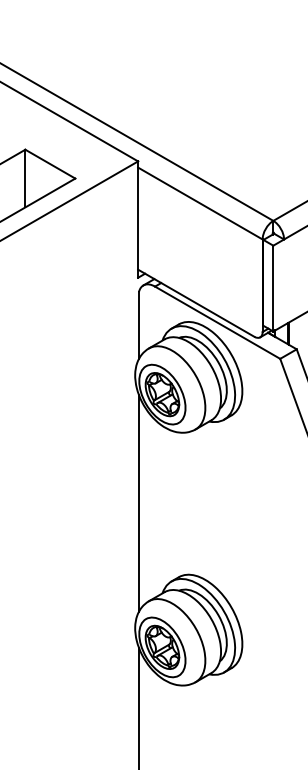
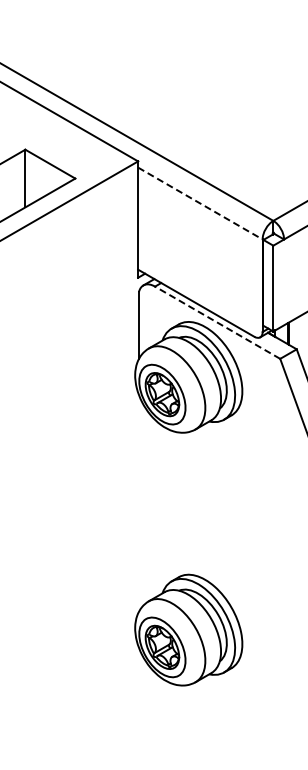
line: solid -> dashed (200, 203)
line: solid -> dashed (217, 322)
line: present -> none (138, 503)
line: present -> none (138, 706)
